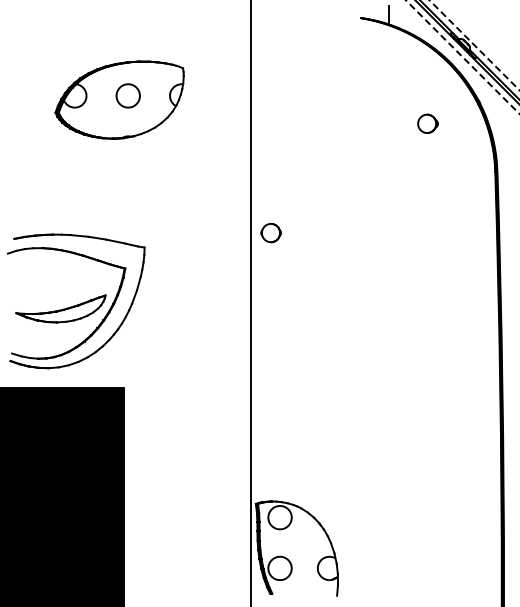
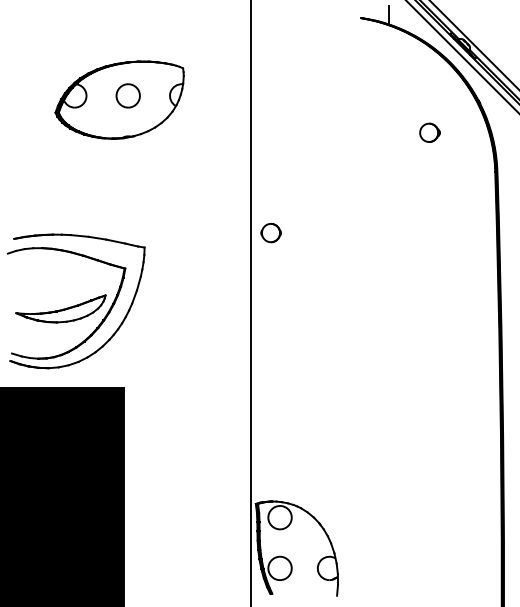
line: dashed -> solid (474, 45)
line: dashed -> solid (462, 56)
part position: (427, 123) -> (429, 132) (429, 132)
